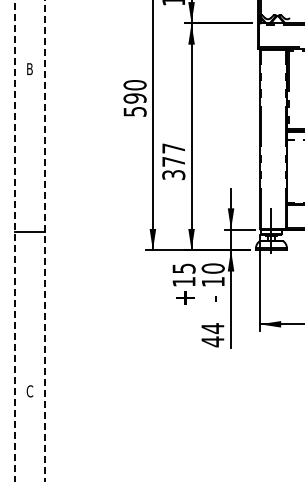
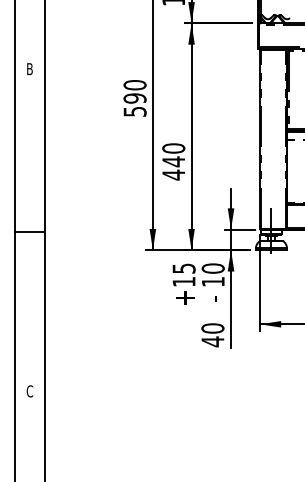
text: 377 -> 440 (173, 161)
line: dashed -> solid (15, 241)
line: dashed -> solid (44, 241)
text: 44 -> 40 (212, 328)
